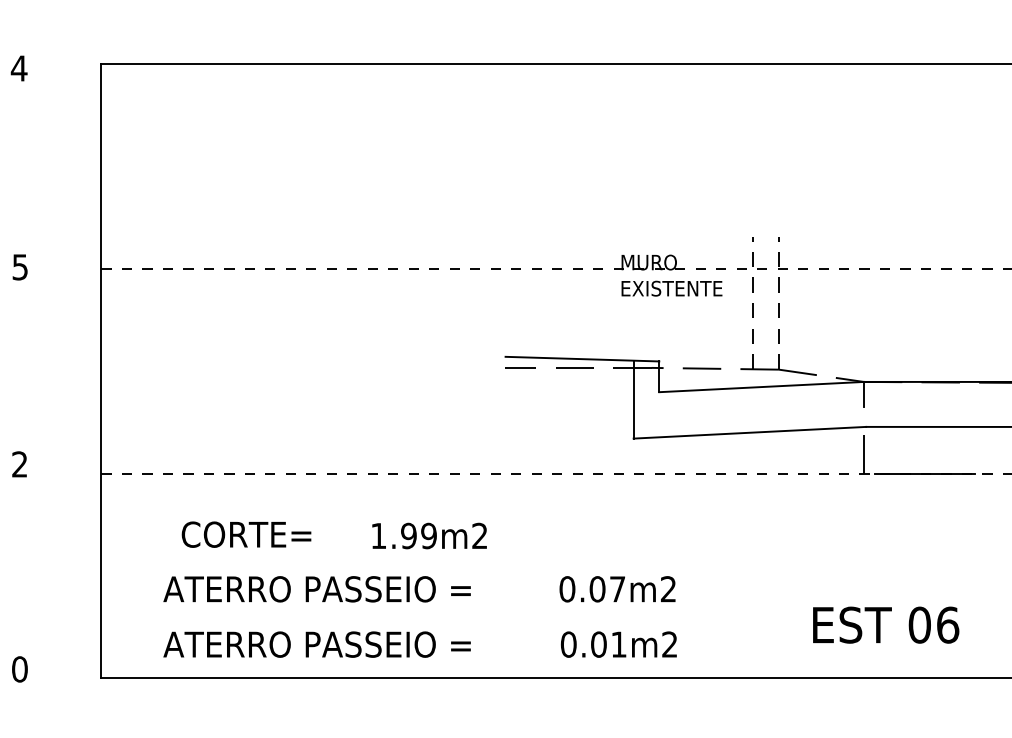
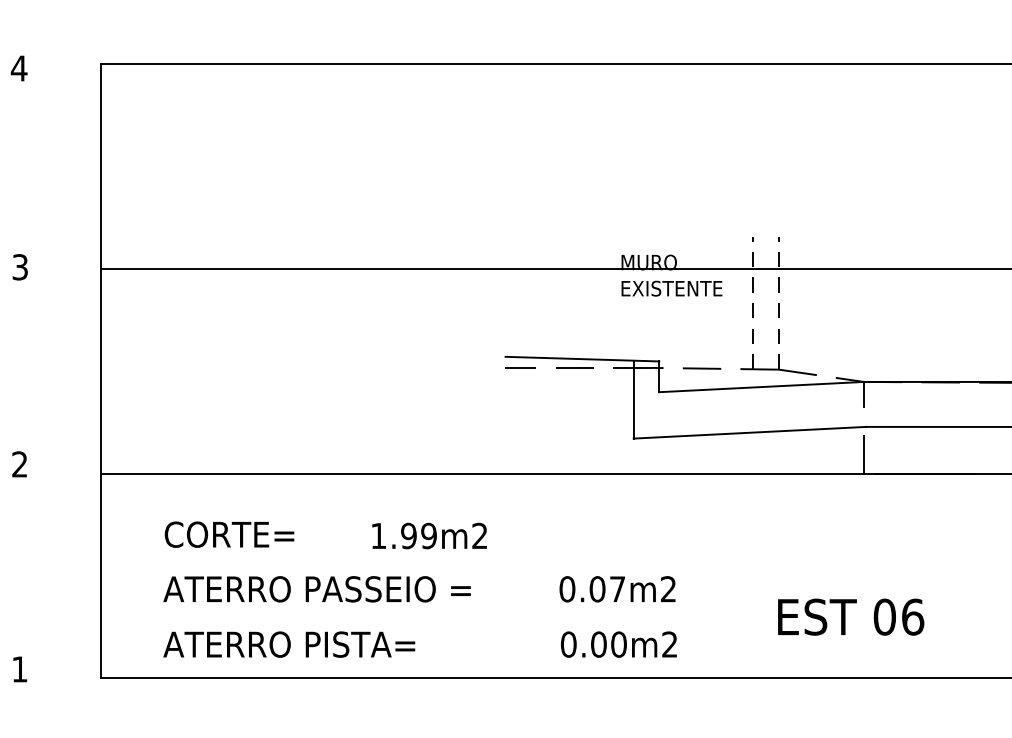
text: 5 -> 3 (20, 266)
line: dashed -> solid (556, 268)
line: dashed -> solid (556, 473)
text position: (246, 534) -> (229, 534) (229, 534)
text position: (886, 624) -> (851, 616) (851, 616)
text: ATERRO PASSEIO = -> ATERRO PISTA= (396, 644)
text: 0.01m2 -> 0.00m2 (618, 644)
text: 0 -> 1 (19, 669)
